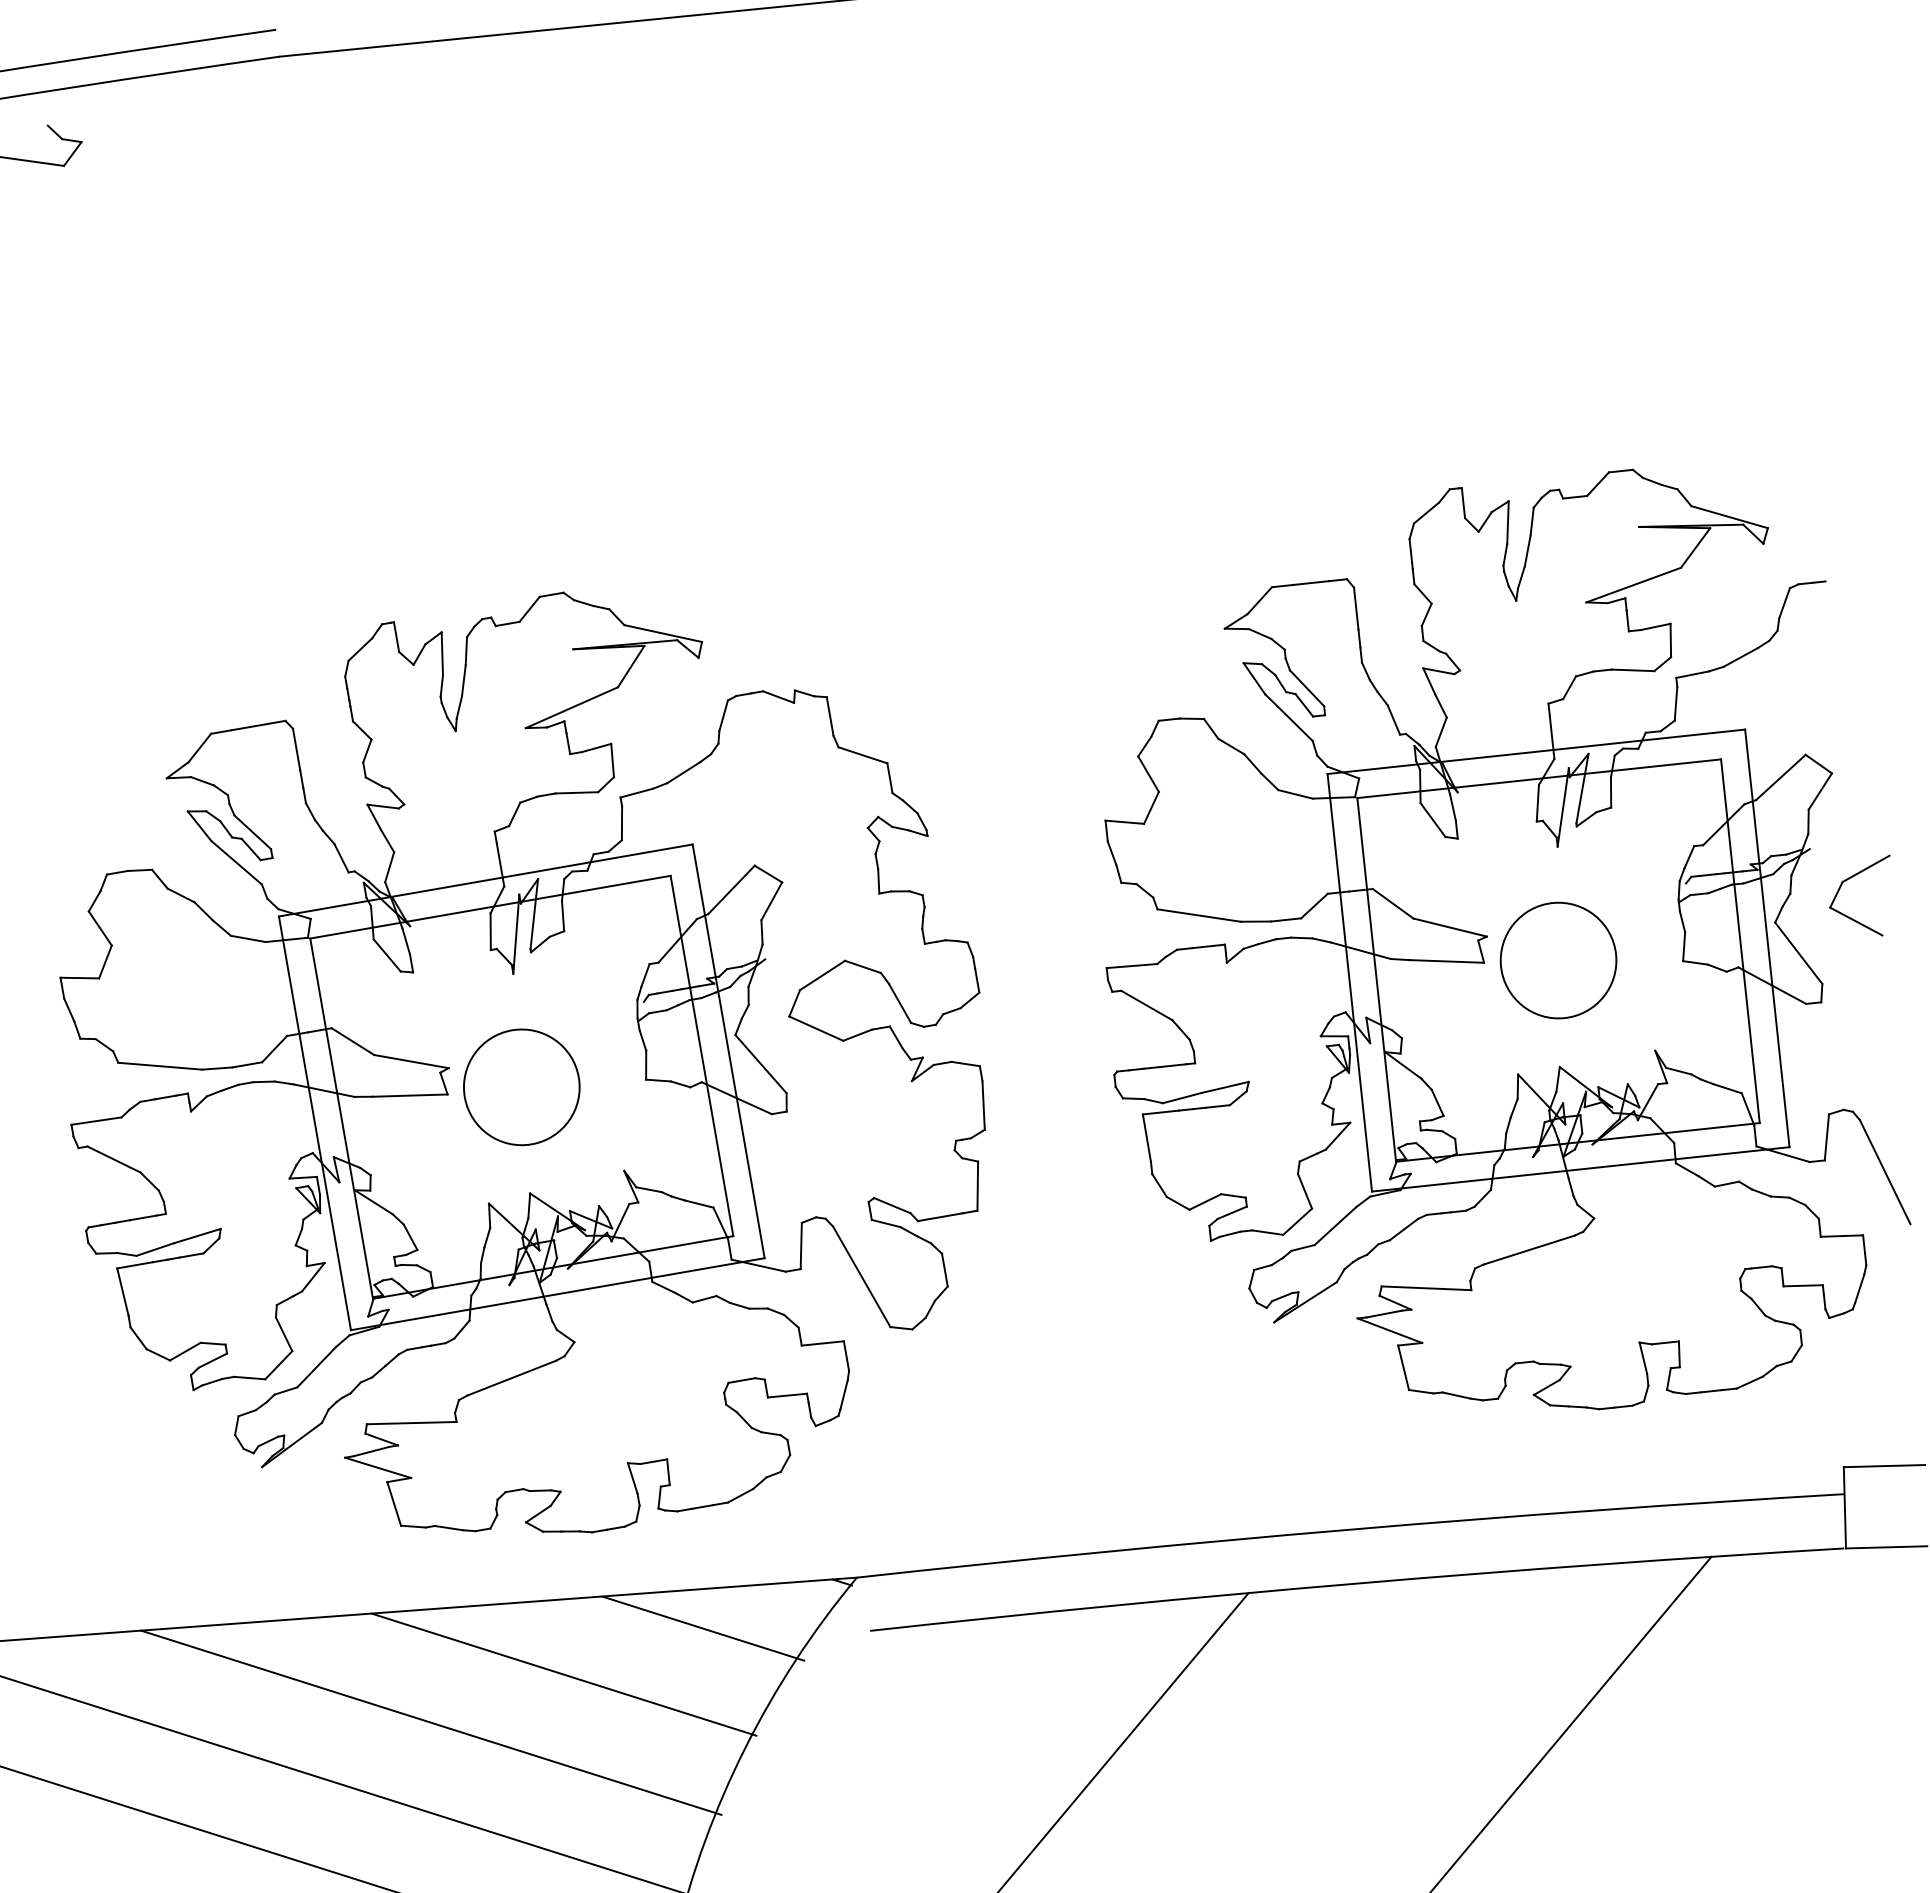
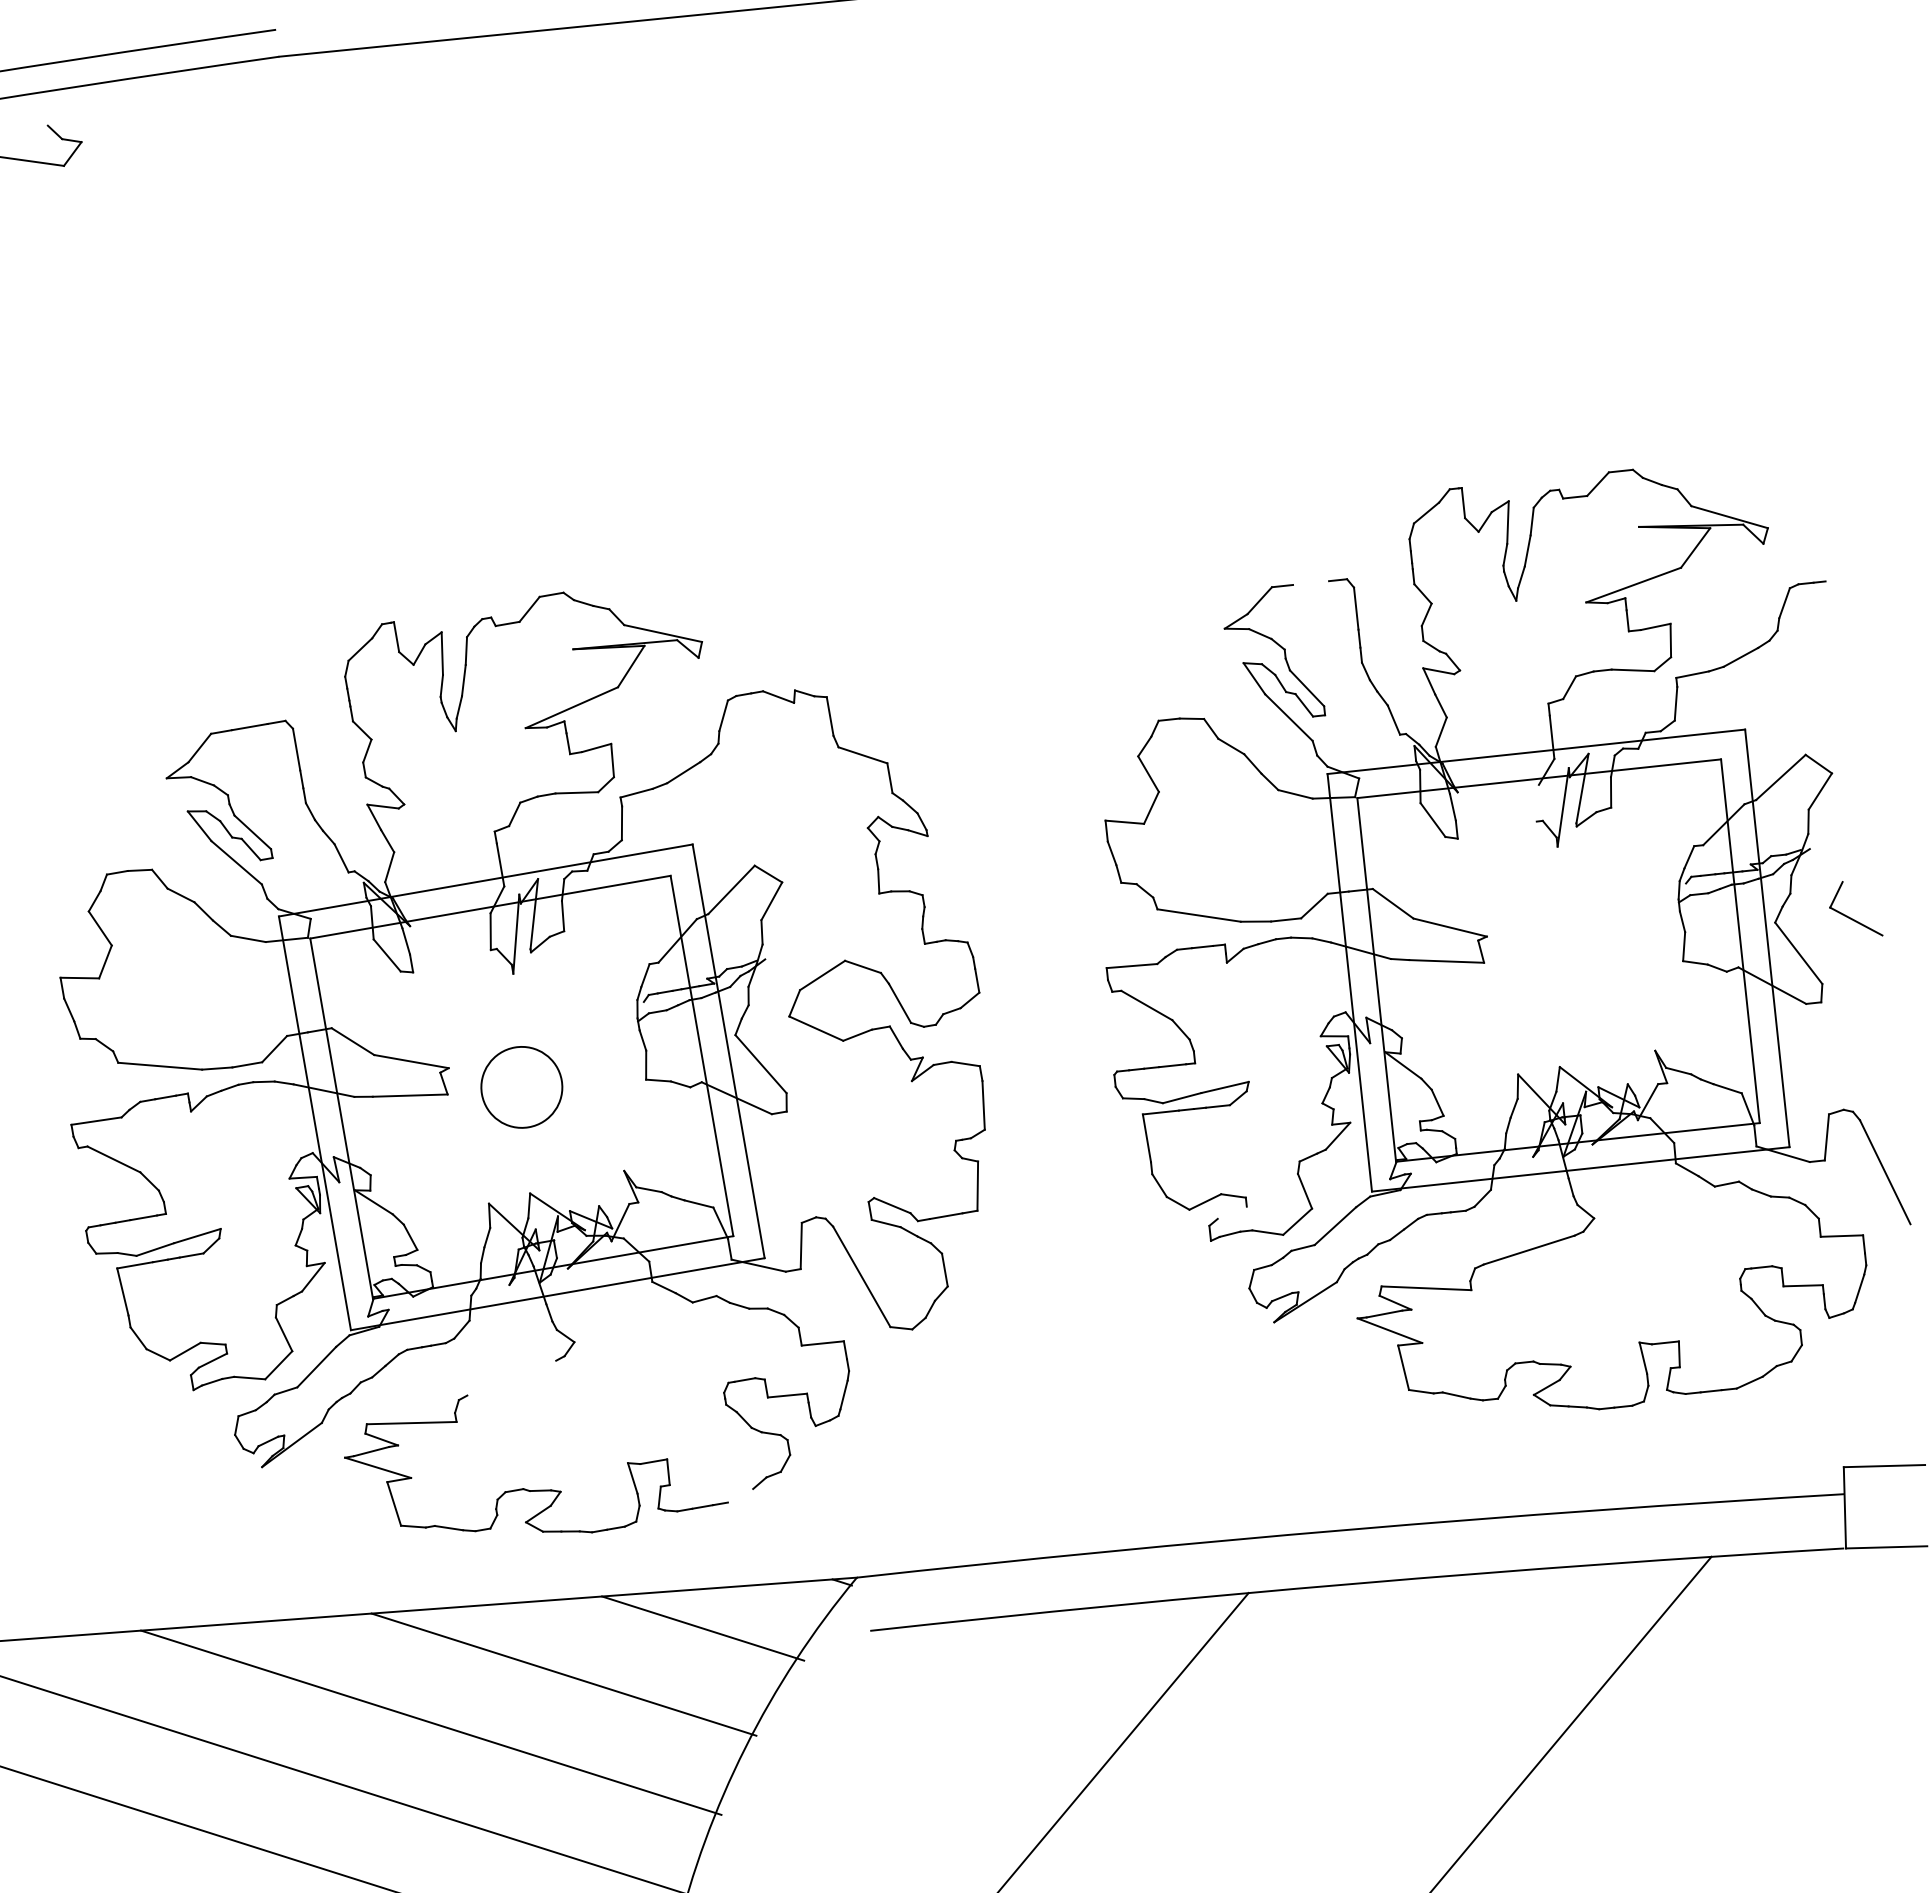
line: present -> none (1311, 582)
line: present -> none (1537, 802)
line: present -> none (1865, 868)
part: present -> none (1558, 960)
part size: 118x119 px -> 84x83 px (521, 1087)
line: present -> none (1231, 1212)
line: present -> none (511, 1377)
line: present -> none (740, 1495)
